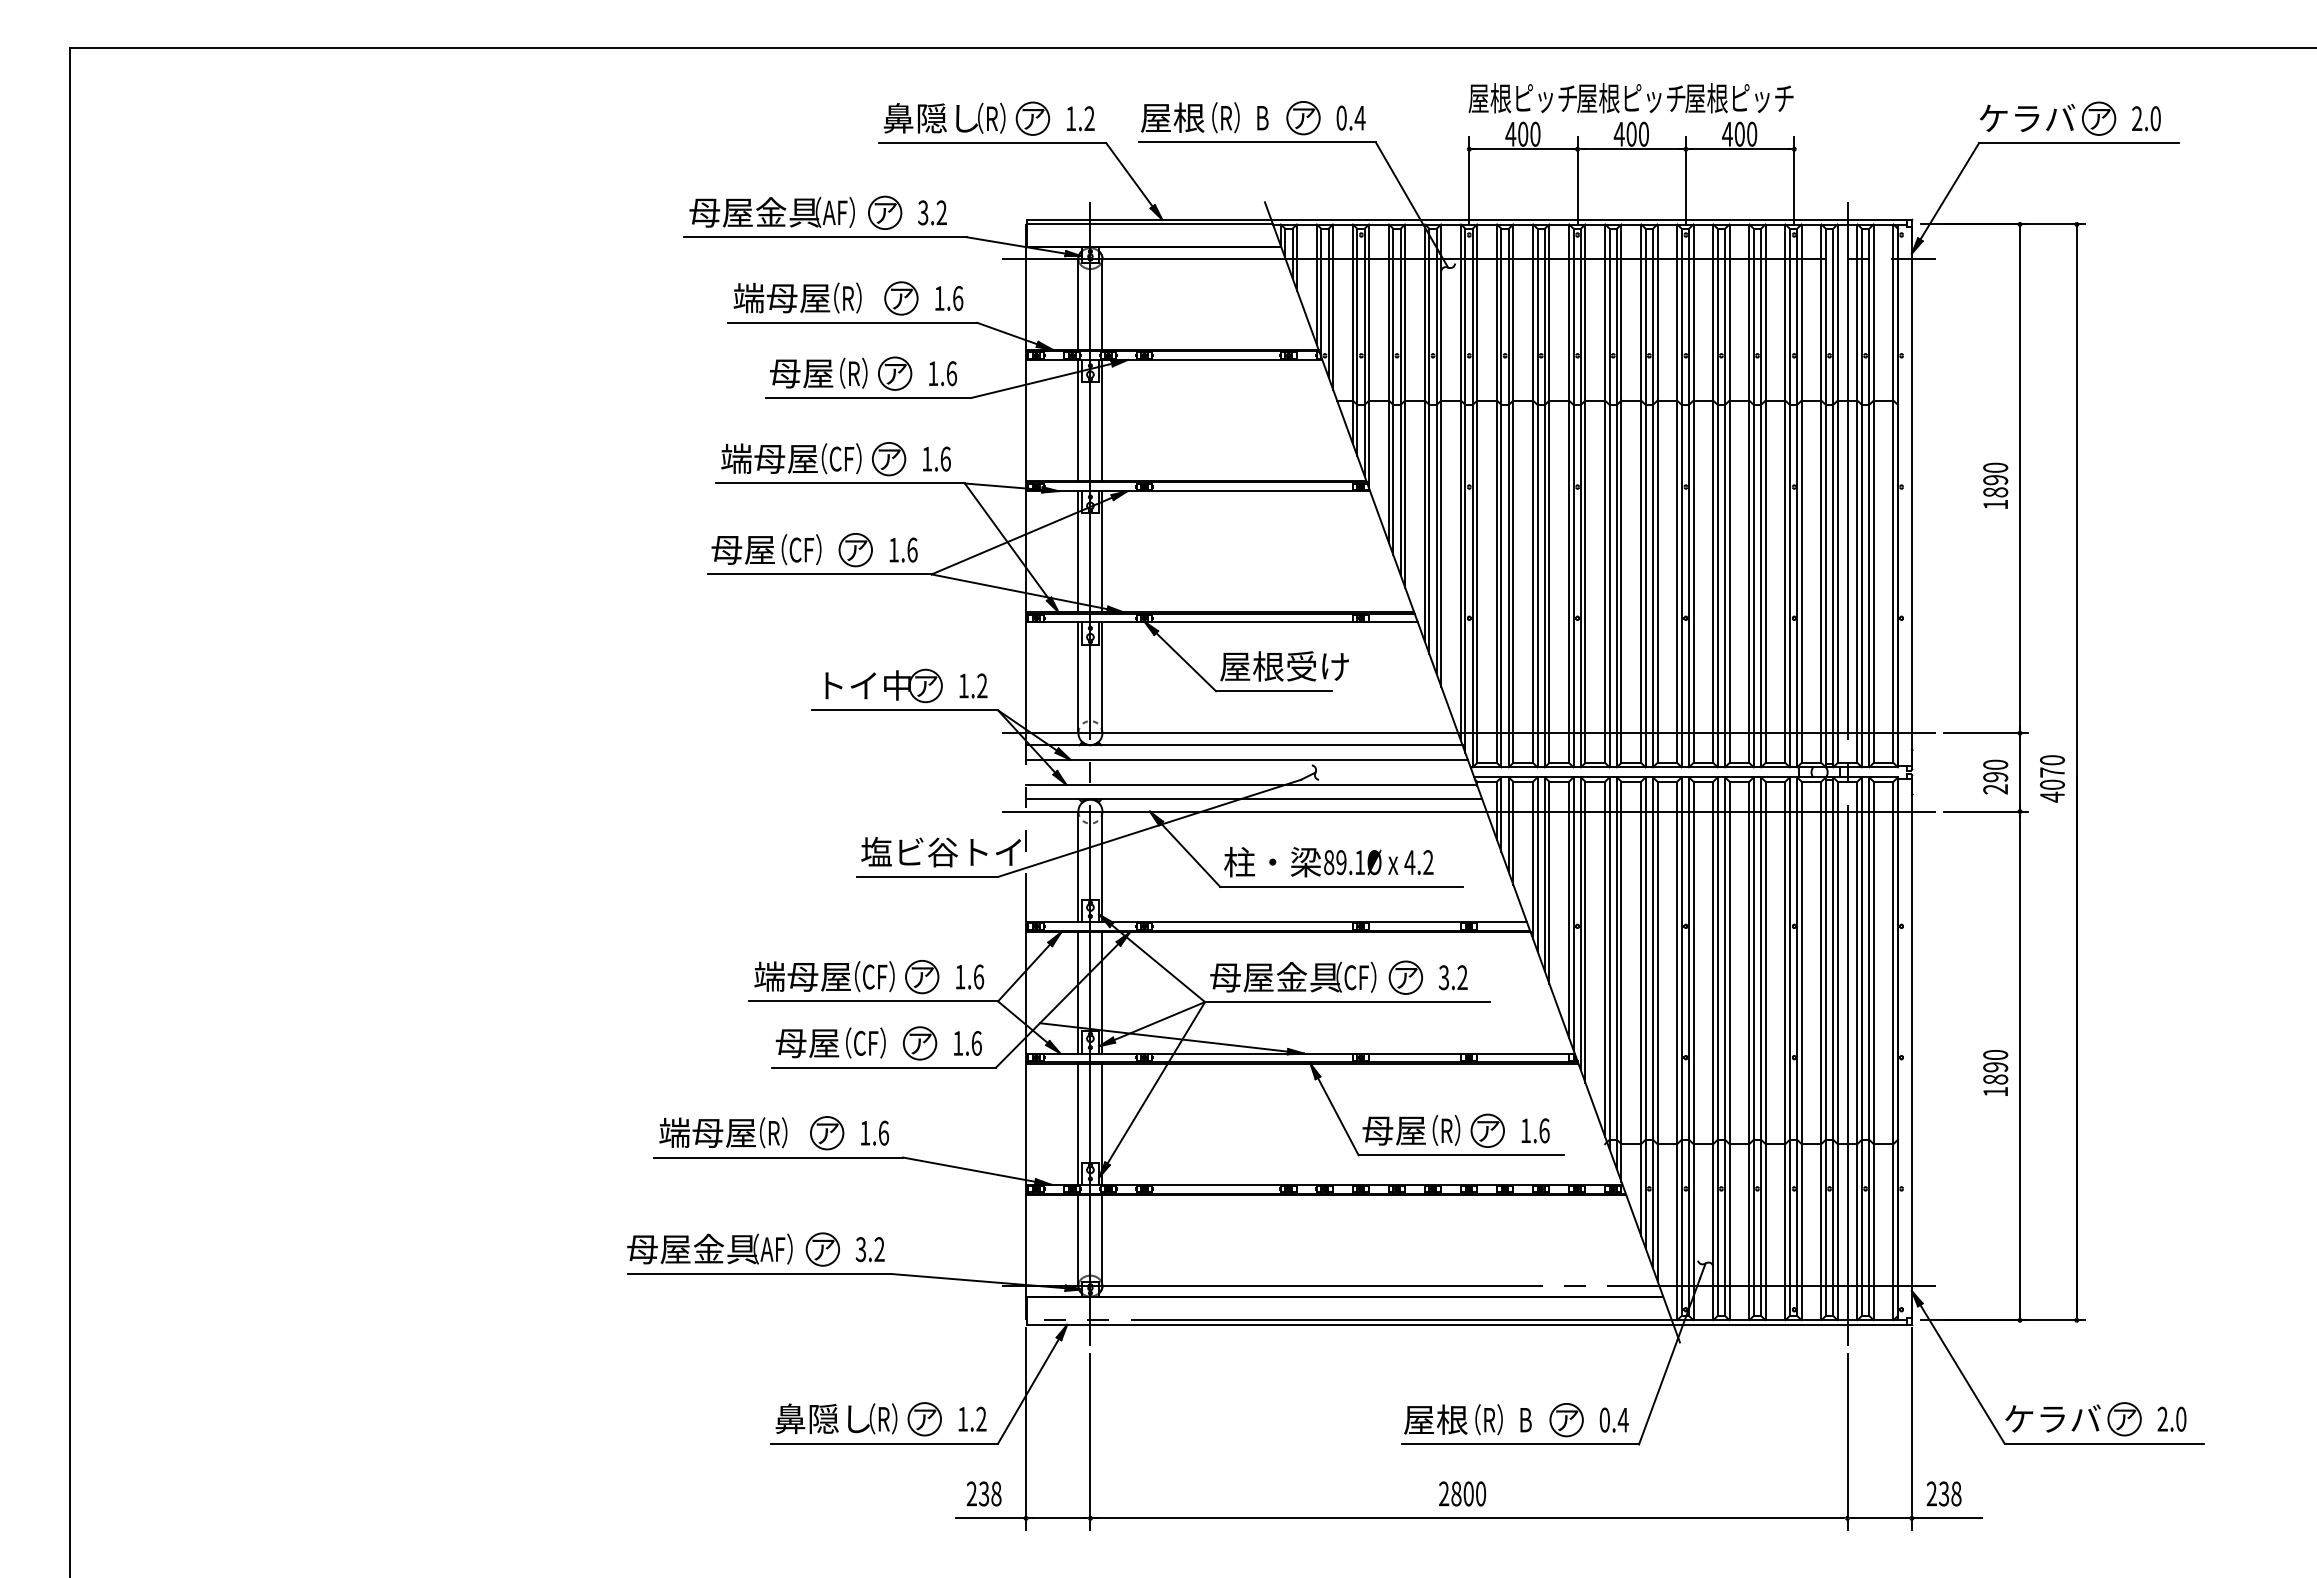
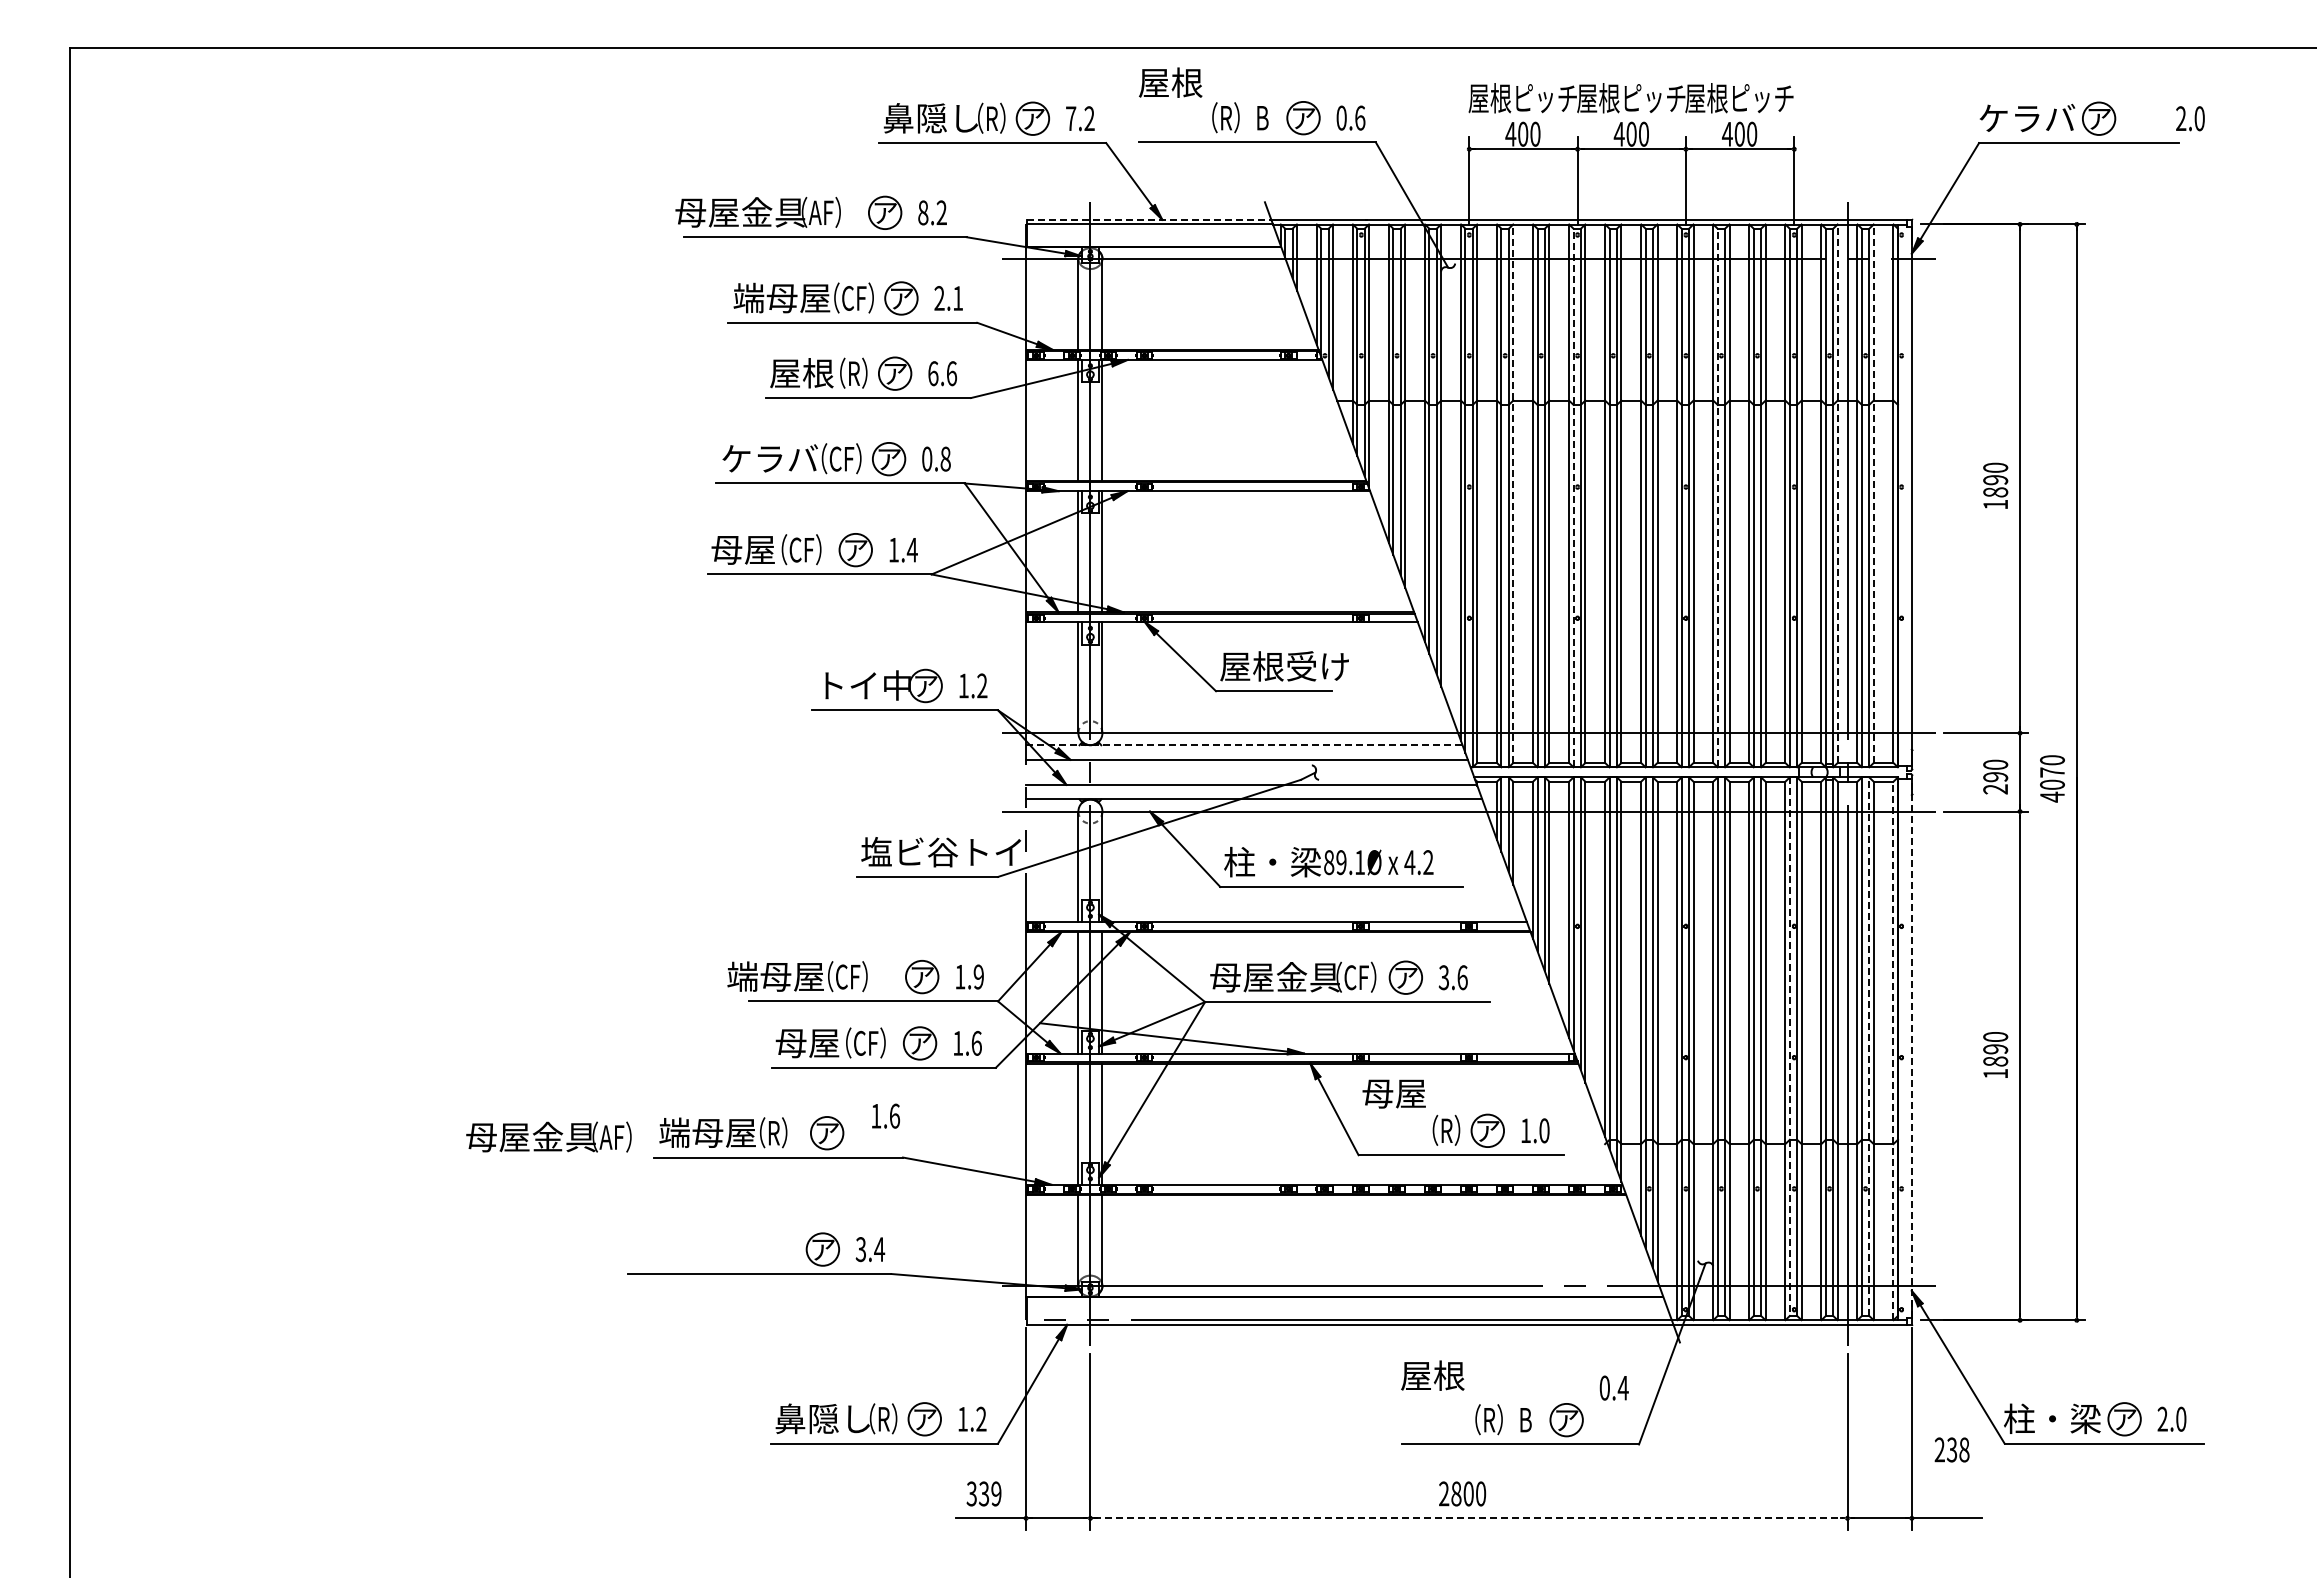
text position: (1172, 117) -> (1170, 82) (1170, 82)
text: 0.4 -> 0.6 (1359, 117)
text: 1.2 -> 7.2 (1071, 118)
text position: (2146, 118) -> (2190, 118) (2190, 118)
text position: (771, 212) -> (757, 212) (757, 212)
text: 3.2 -> 8.2 (923, 212)
line: solid -> dashed (1149, 219)
text: （R） -> （CF） (857, 297)
text: 1.6 -> 2.1 (948, 298)
text: 母屋 -> 屋根 (801, 373)
text: 1.6 -> 6.6 (933, 373)
text: 端母屋 -> ケラバ (769, 458)
text: 1.6 -> 0.8 (936, 458)
line: solid -> dashed (1513, 493)
line: solid -> dashed (1837, 493)
line: solid -> dashed (1873, 493)
line: solid -> dashed (1573, 497)
line: solid -> dashed (1717, 497)
text: 1.6 -> 1.4 (911, 549)
line: solid -> dashed (1244, 745)
text position: (824, 976) -> (797, 976) (797, 976)
text: 1.6 -> 1.9 (978, 976)
text: 3.2 -> 3.6 (1462, 977)
line: solid -> dashed (1869, 1046)
line: solid -> dashed (1789, 1047)
line: solid -> dashed (1911, 1048)
line: solid -> dashed (1893, 1050)
text position: (1995, 1072) -> (1995, 1054) (1995, 1054)
text position: (1393, 1130) -> (1393, 1093) (1393, 1093)
text: 1.6 -> 1.0 (1544, 1130)
text position: (874, 1132) -> (885, 1115) (885, 1115)
text position: (709, 1248) -> (548, 1136) (548, 1136)
text: 3.2 -> 3.4 (879, 1249)
text: ケラバ -> 柱・梁 (2052, 1418)
text position: (1435, 1419) -> (1432, 1375) (1432, 1375)
text position: (1613, 1419) -> (1613, 1387) (1613, 1387)
text: 238 -> 339 (983, 1493)
text position: (1943, 1493) -> (1951, 1449) (1951, 1449)
line: solid -> dashed (1469, 1518)
